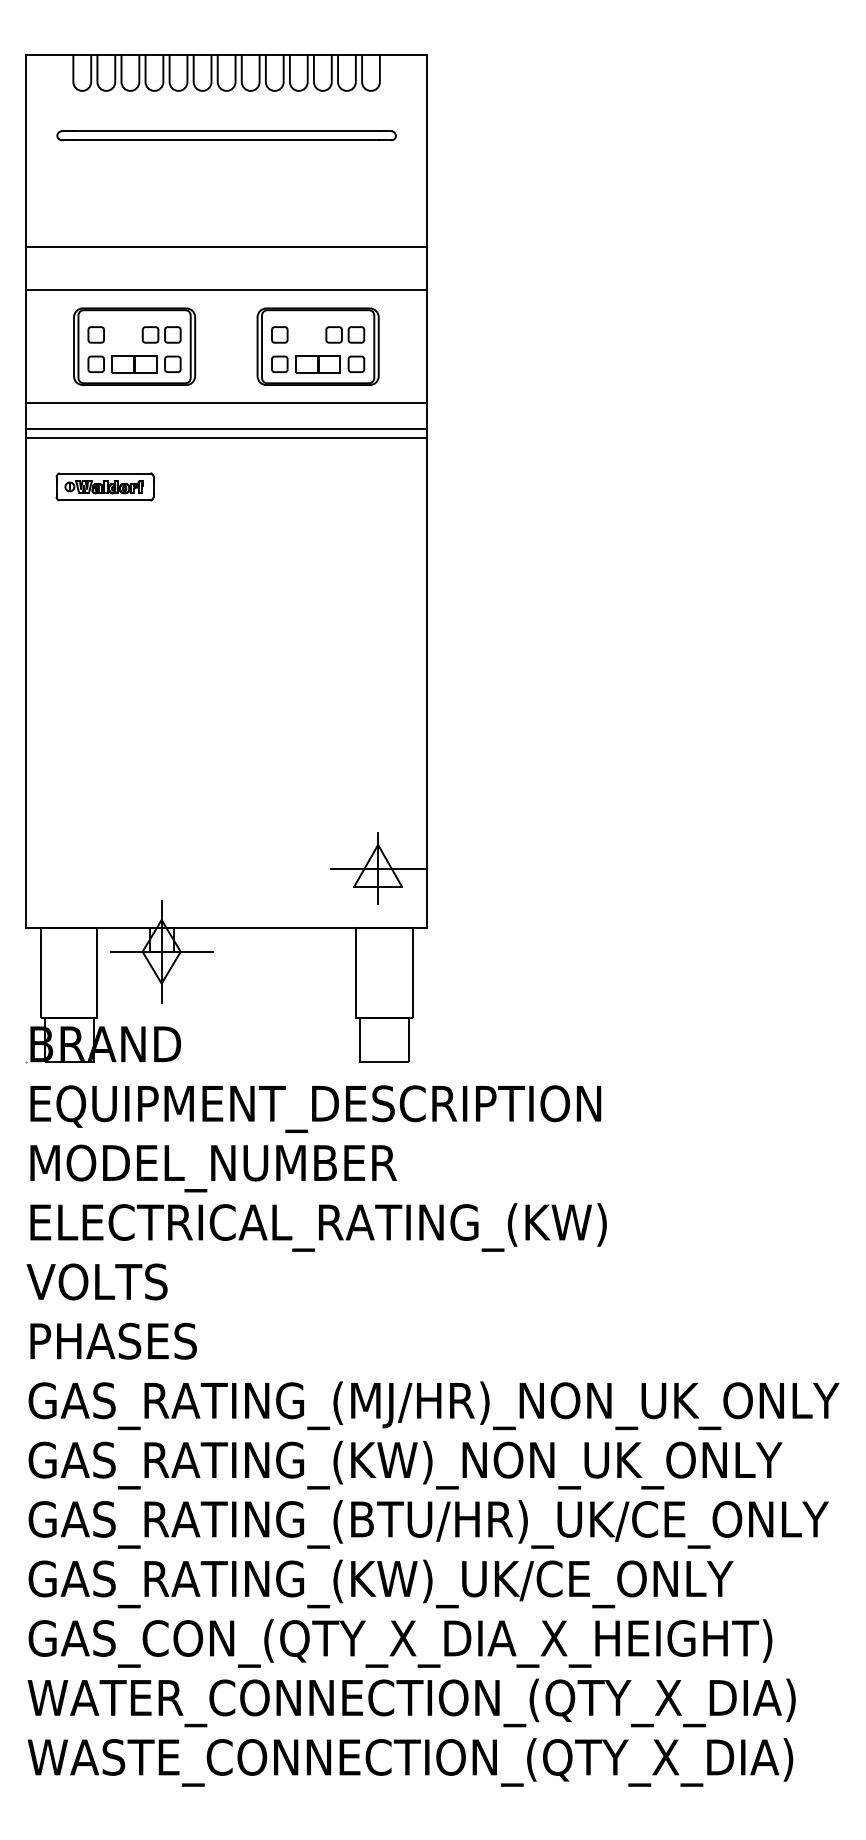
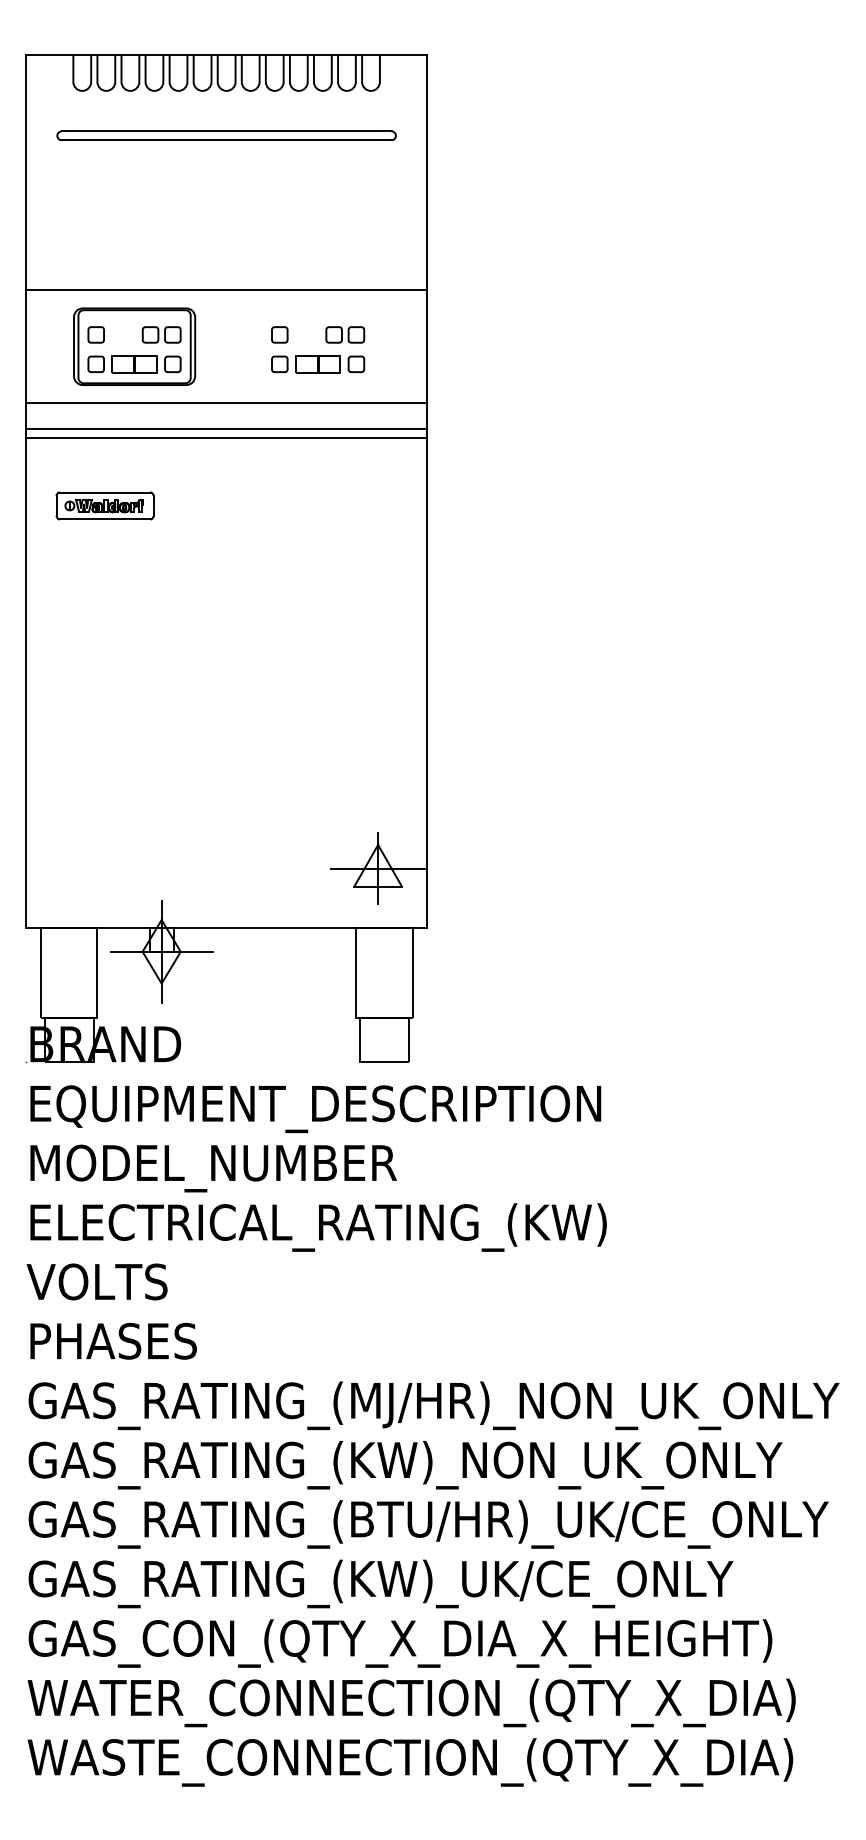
line: present -> none (226, 246)
part: present -> none (317, 346)
part position: (104, 486) -> (104, 505) (104, 505)
